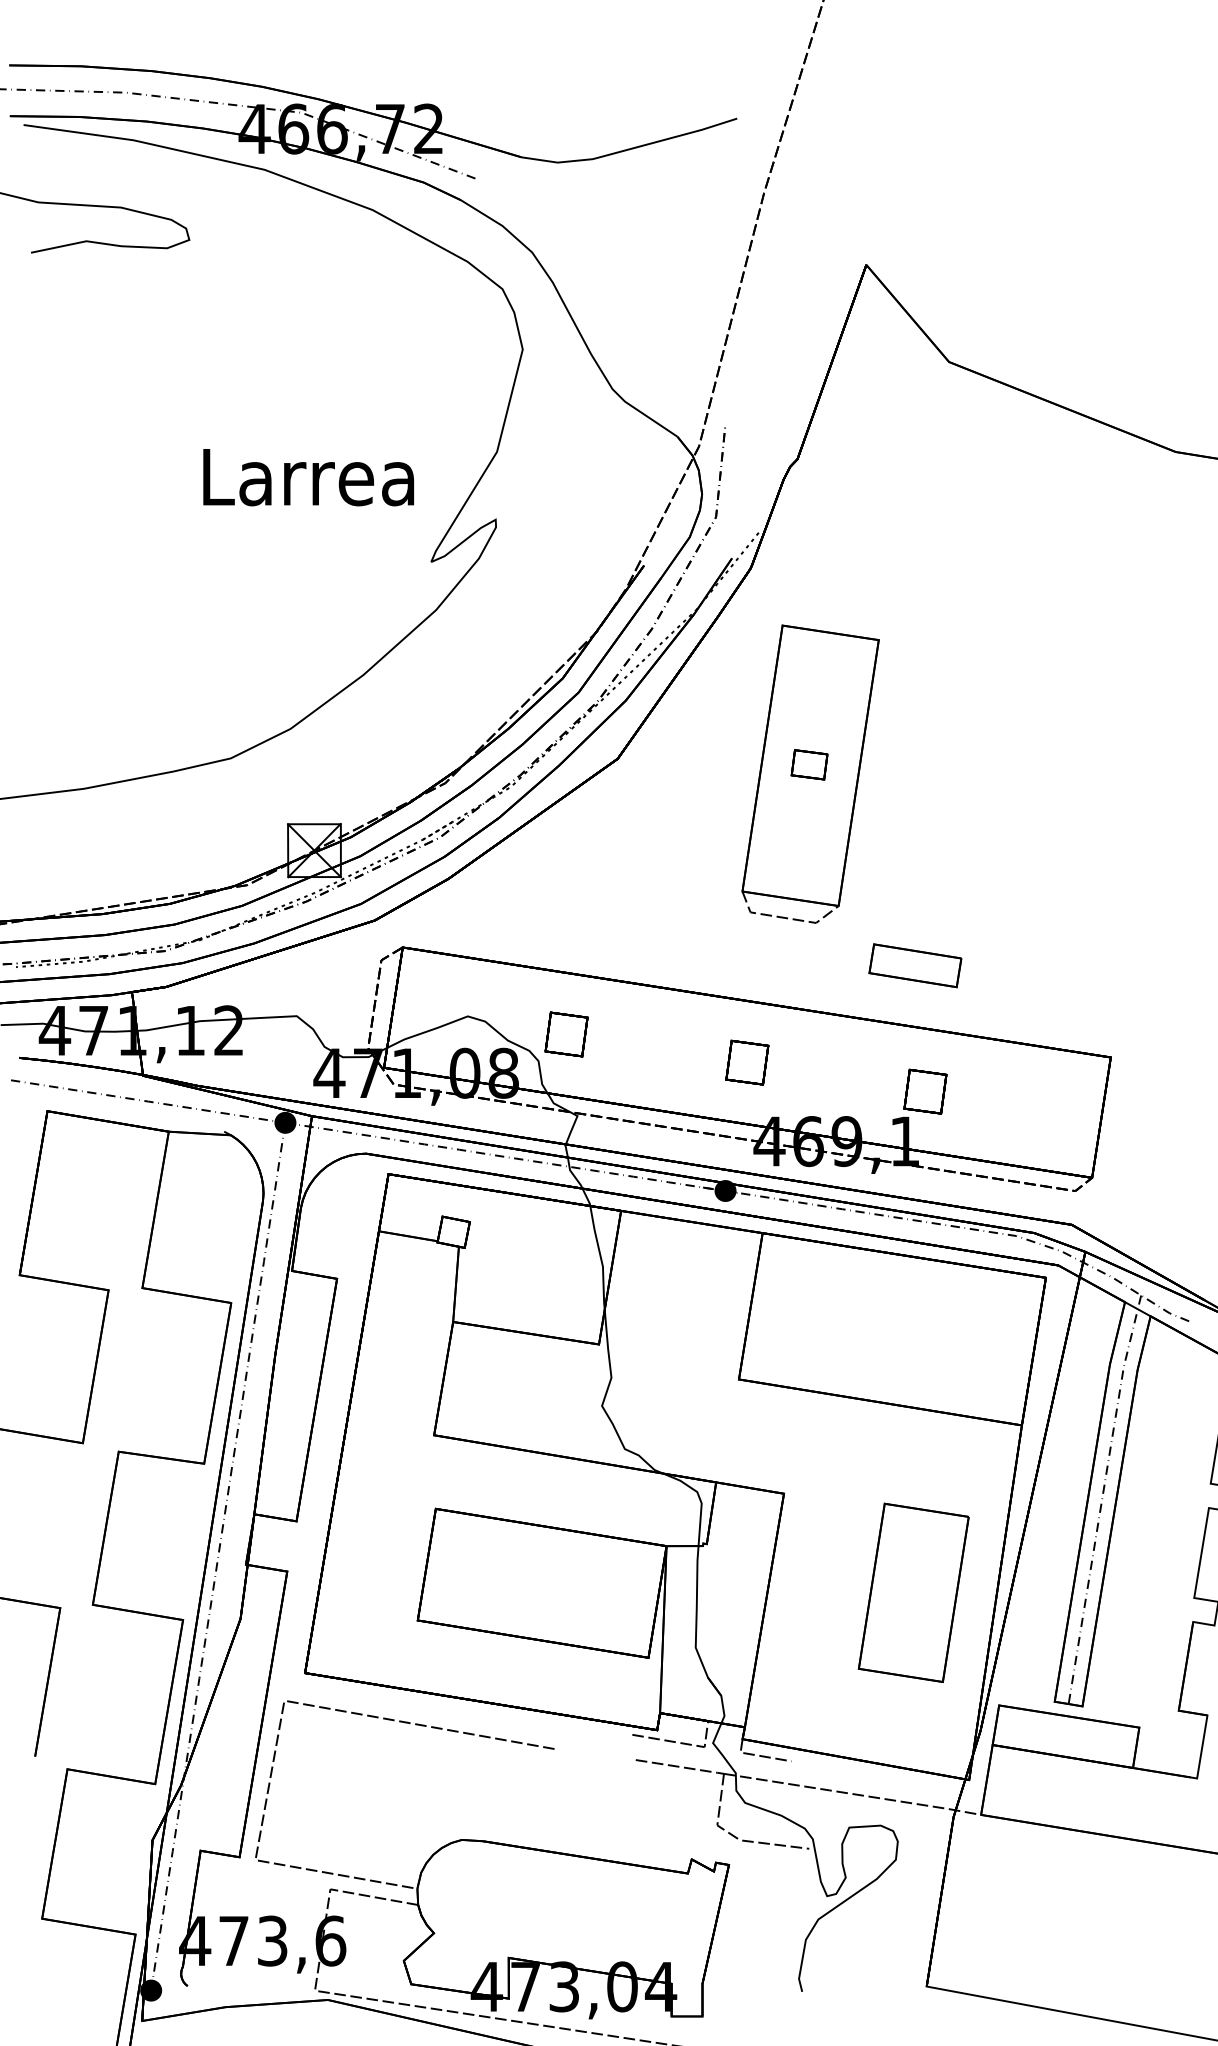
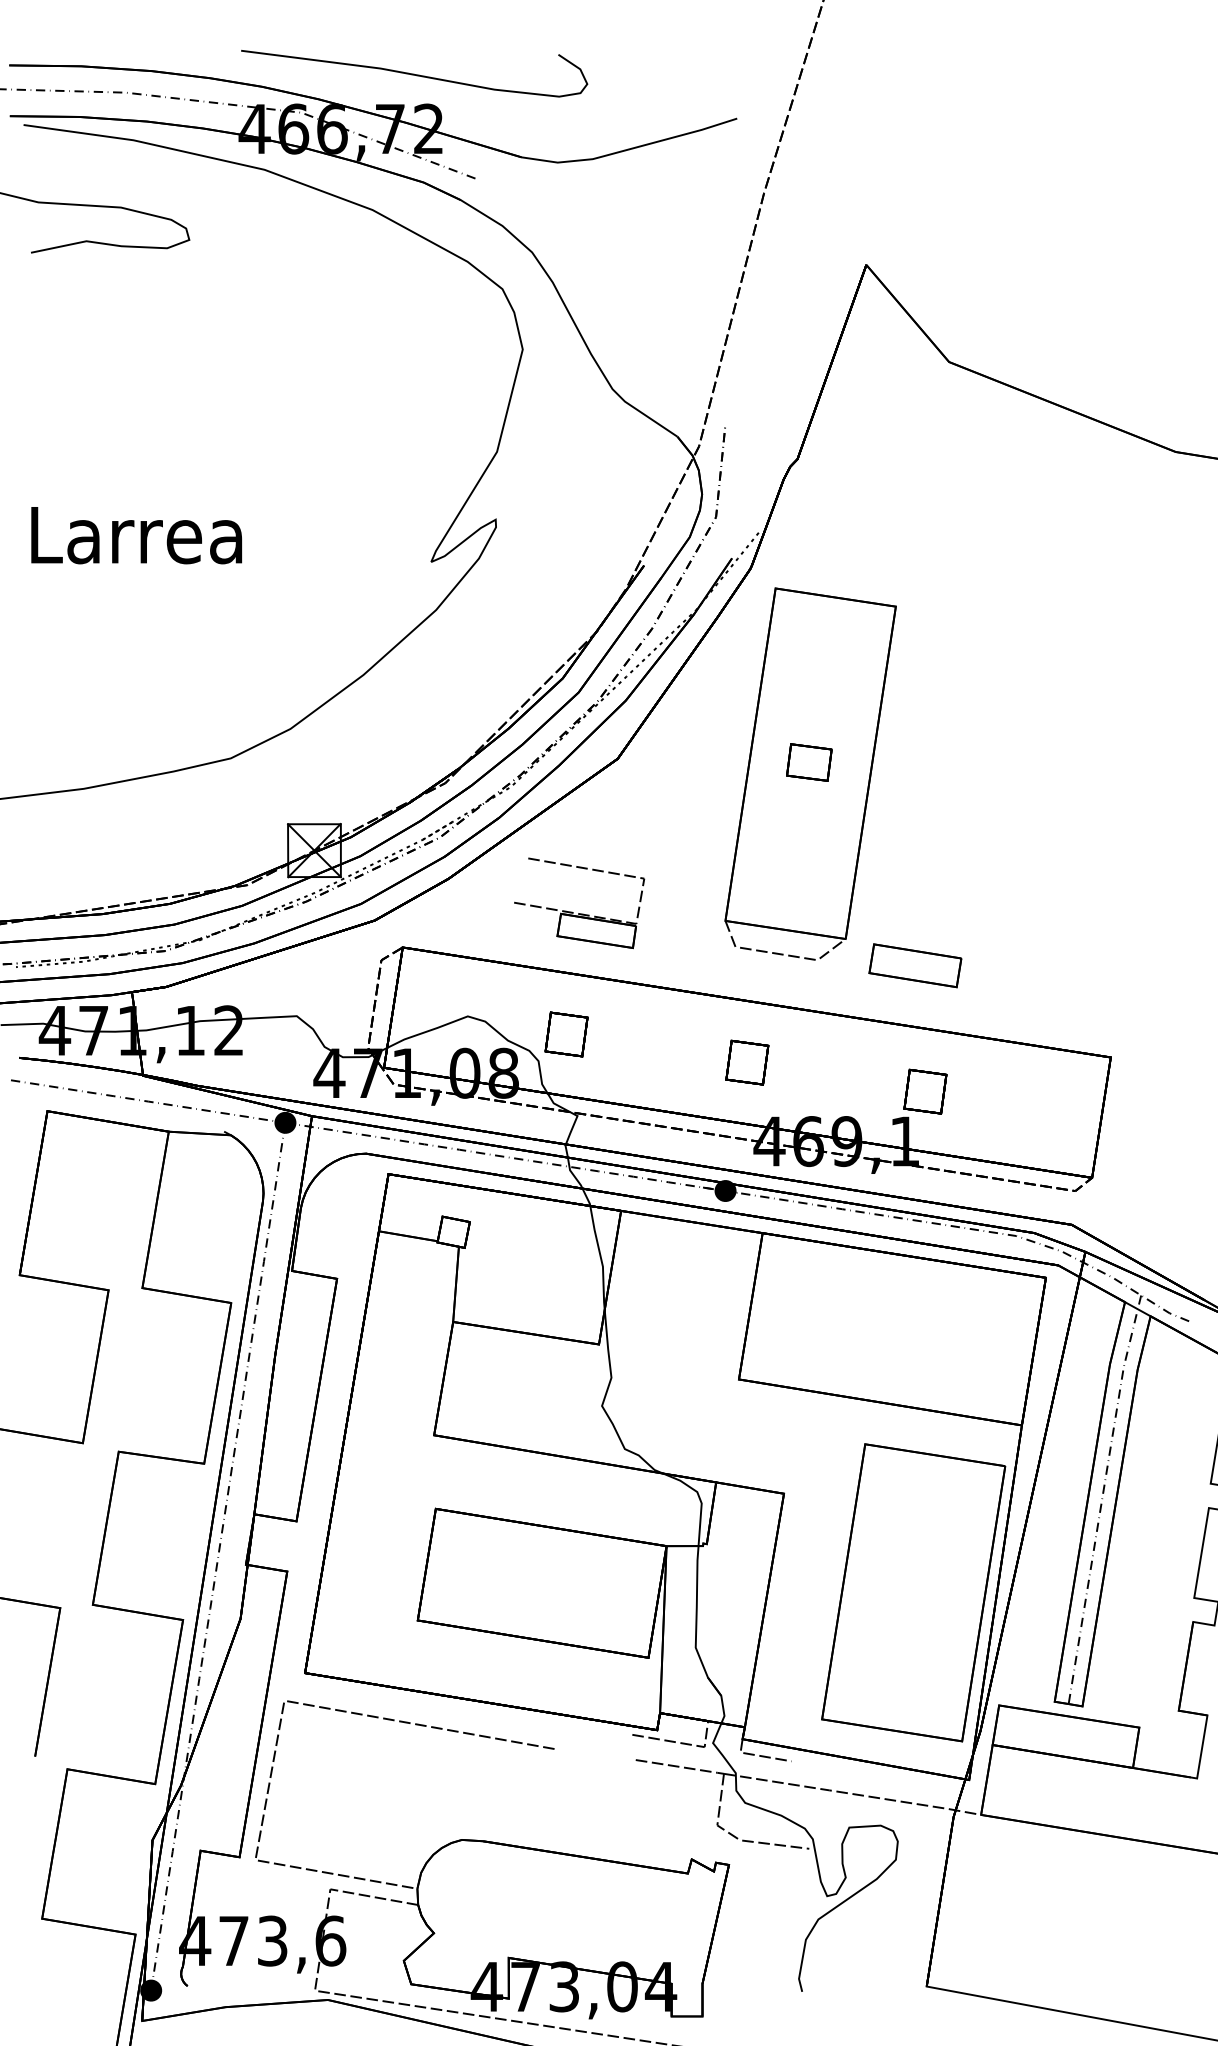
curve: none -> present (414, 73)
text position: (308, 477) -> (136, 535) (136, 535)
part size: 139x300 px -> 173x374 px (810, 773)
part: none -> present (579, 913)
part size: 113x181 px -> 186x300 px (913, 1592)
